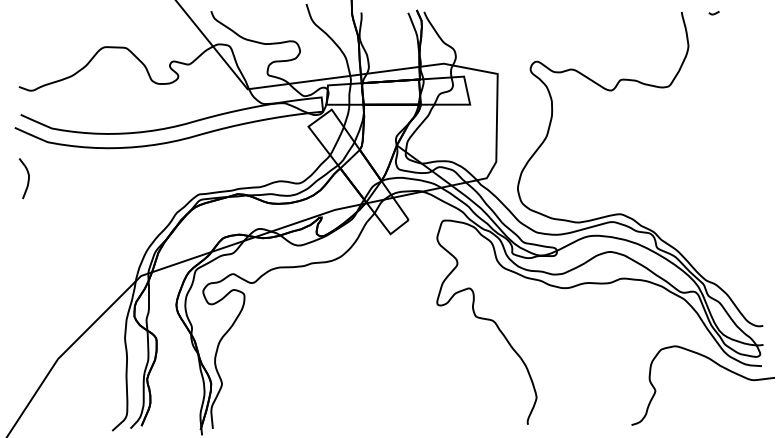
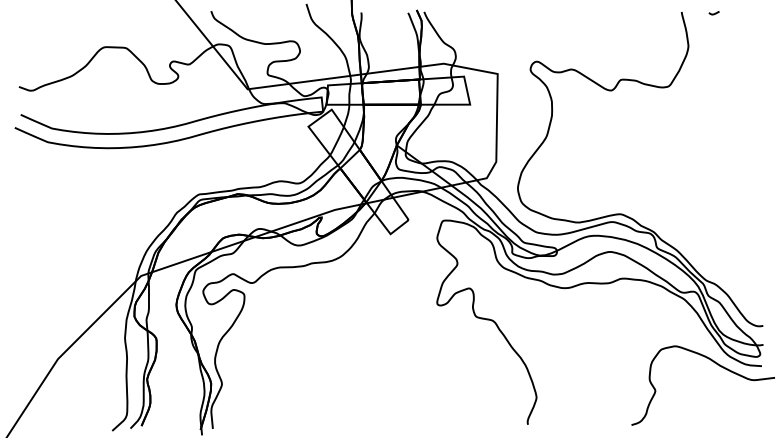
curve: present -> none (27, 180)
